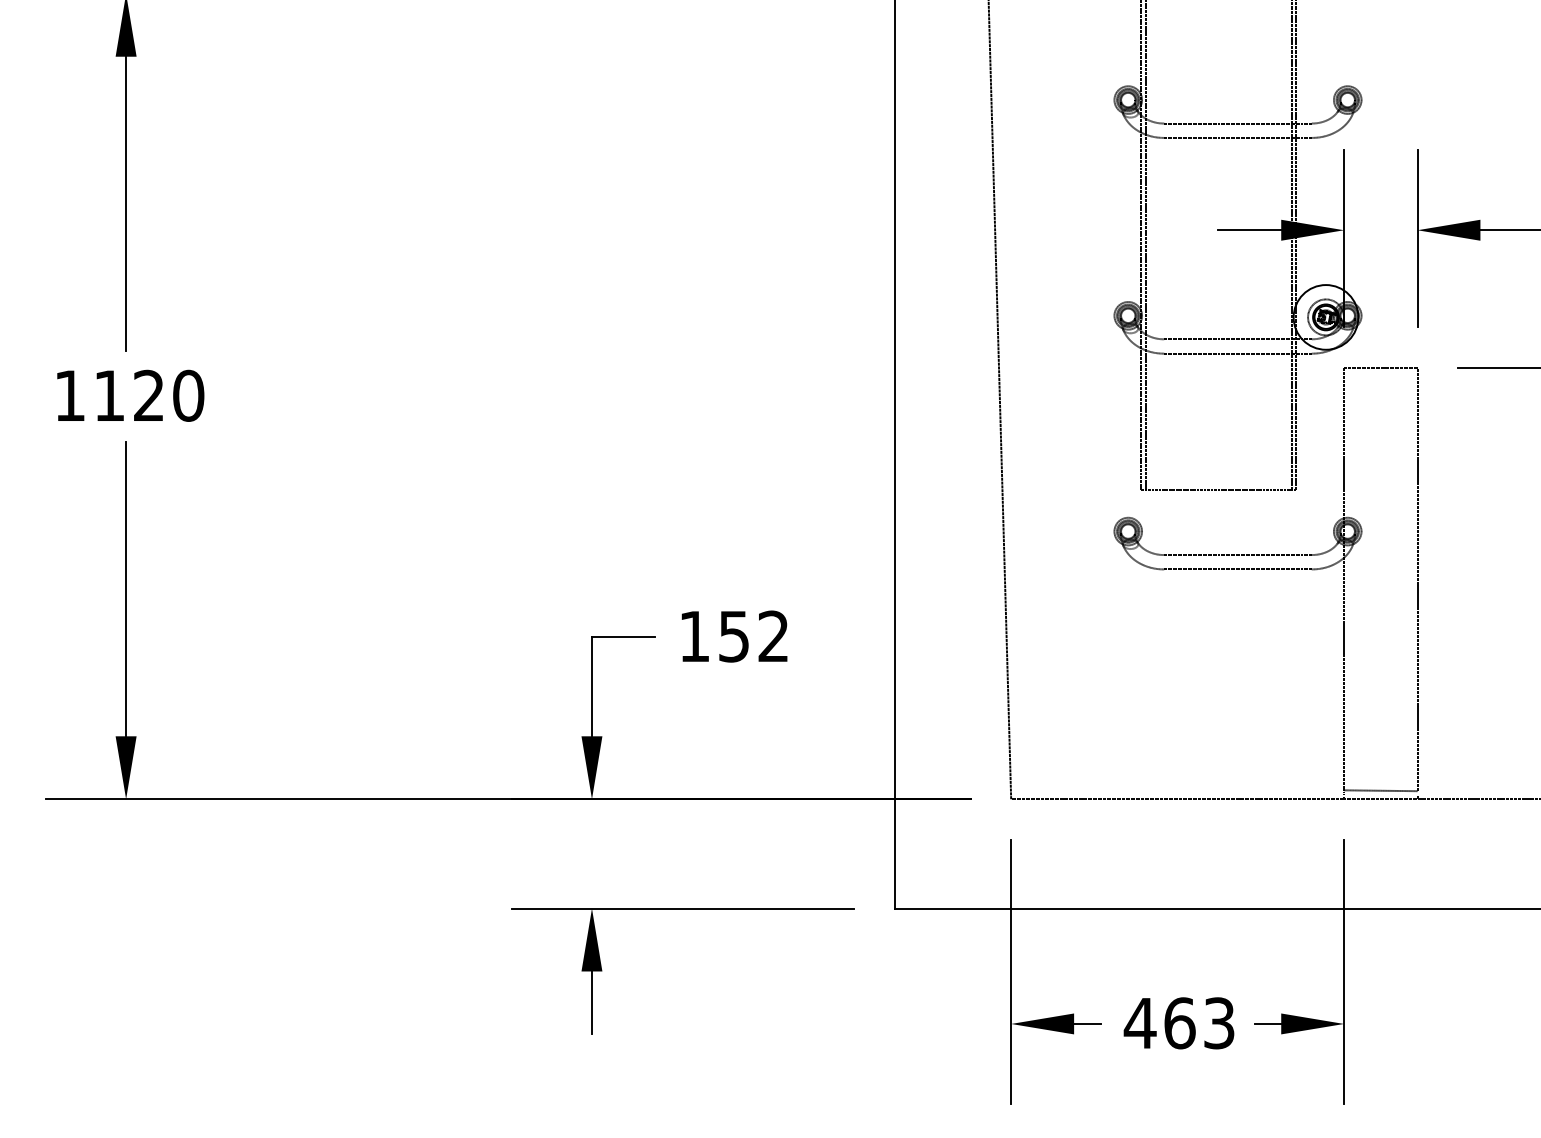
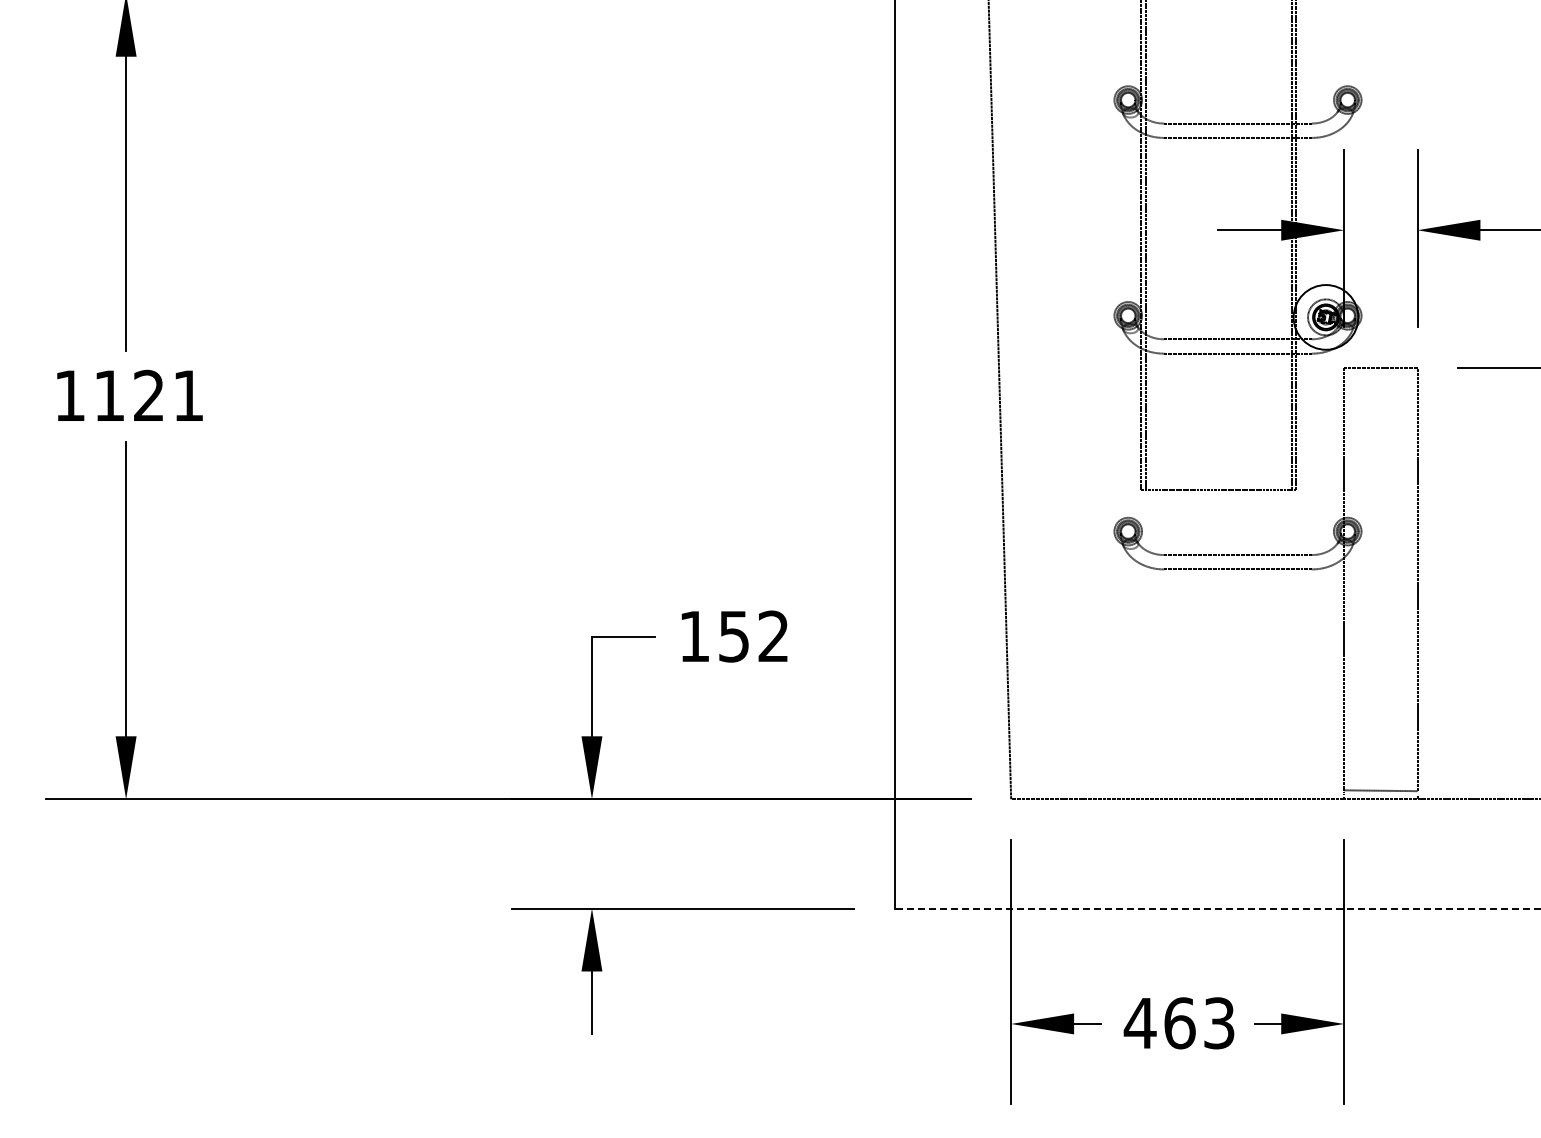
text: 1120 -> 1121 (188, 395)
line: solid -> dashed (1217, 908)
